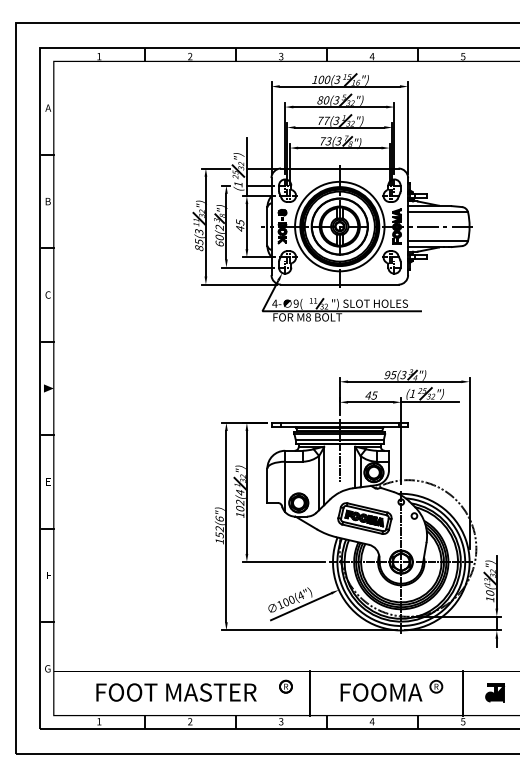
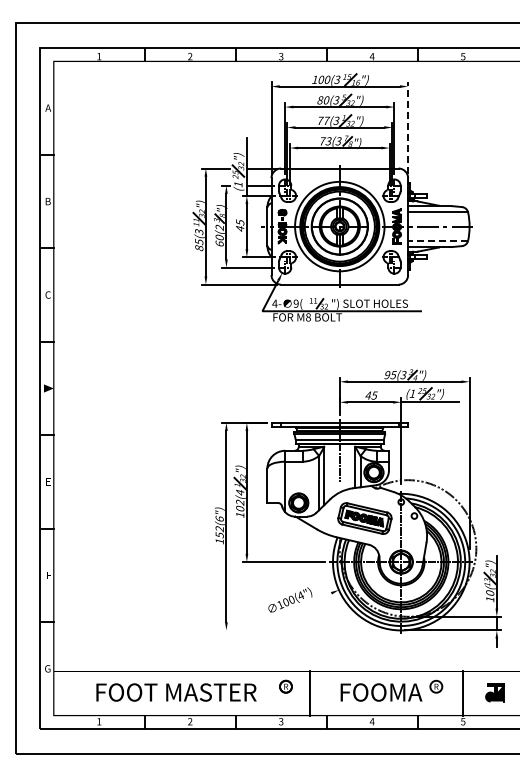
line: solid -> dashed (408, 128)
line: solid -> dashed (437, 240)
line: present -> none (301, 606)
line: present -> none (309, 630)
